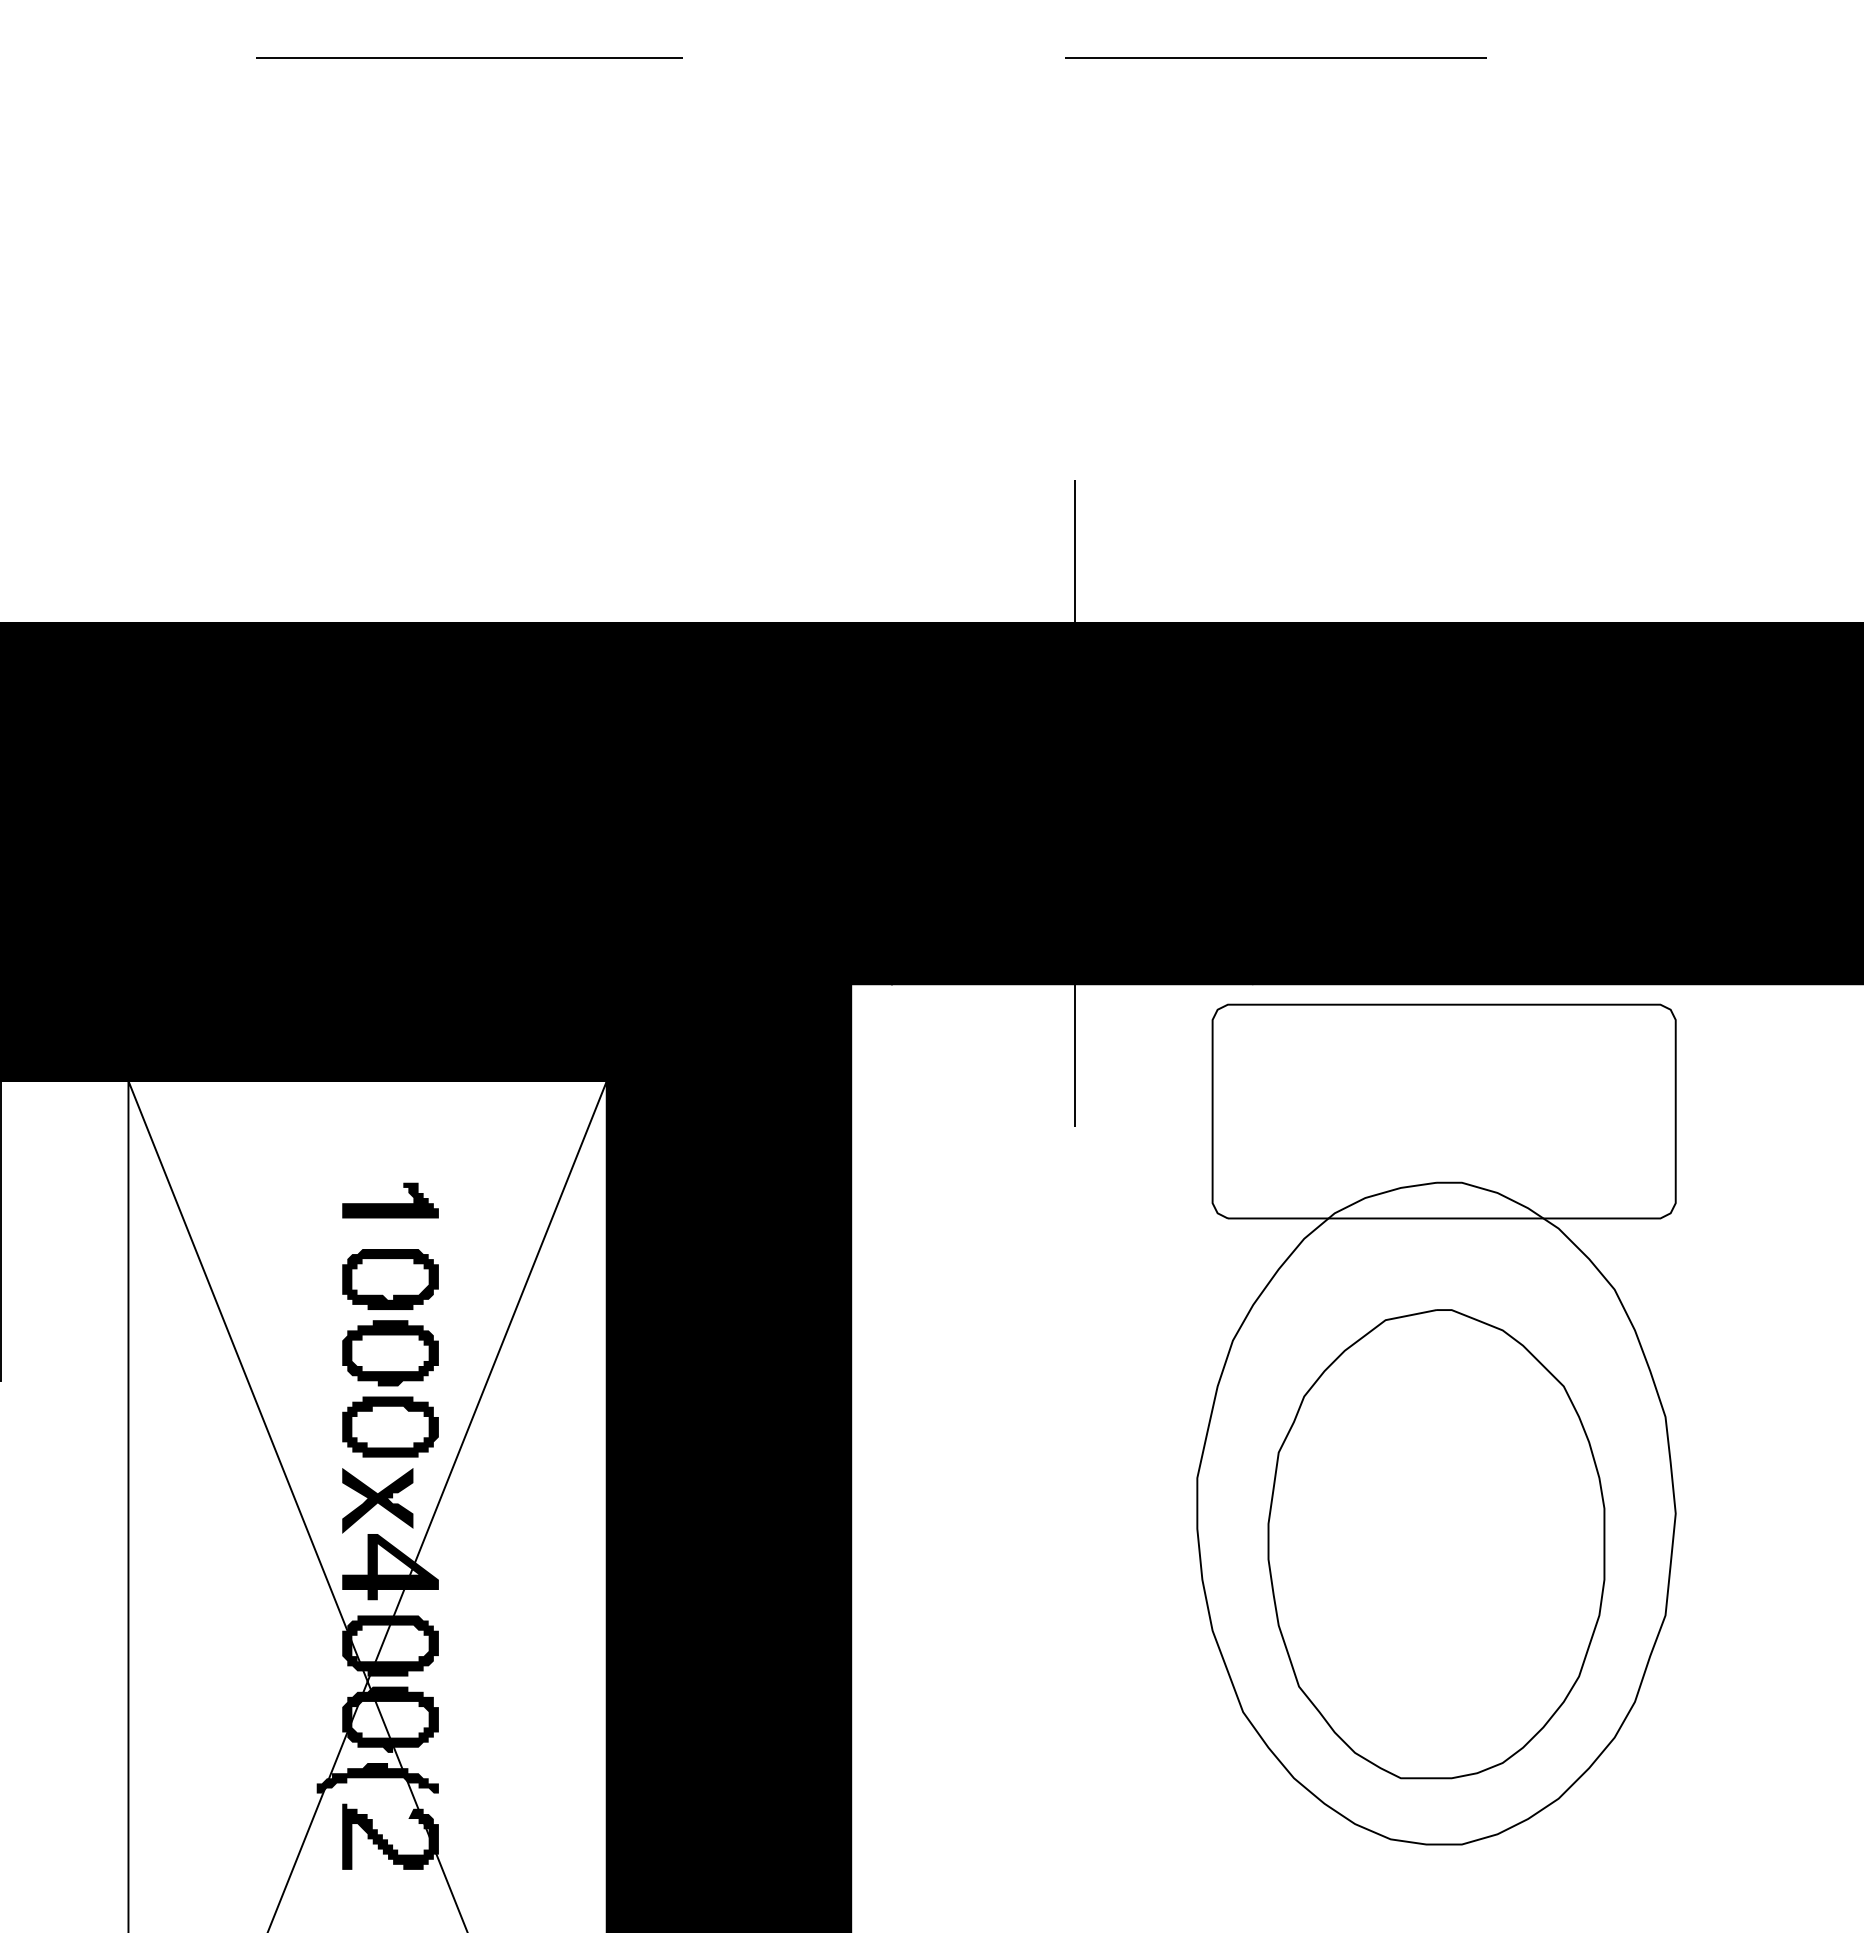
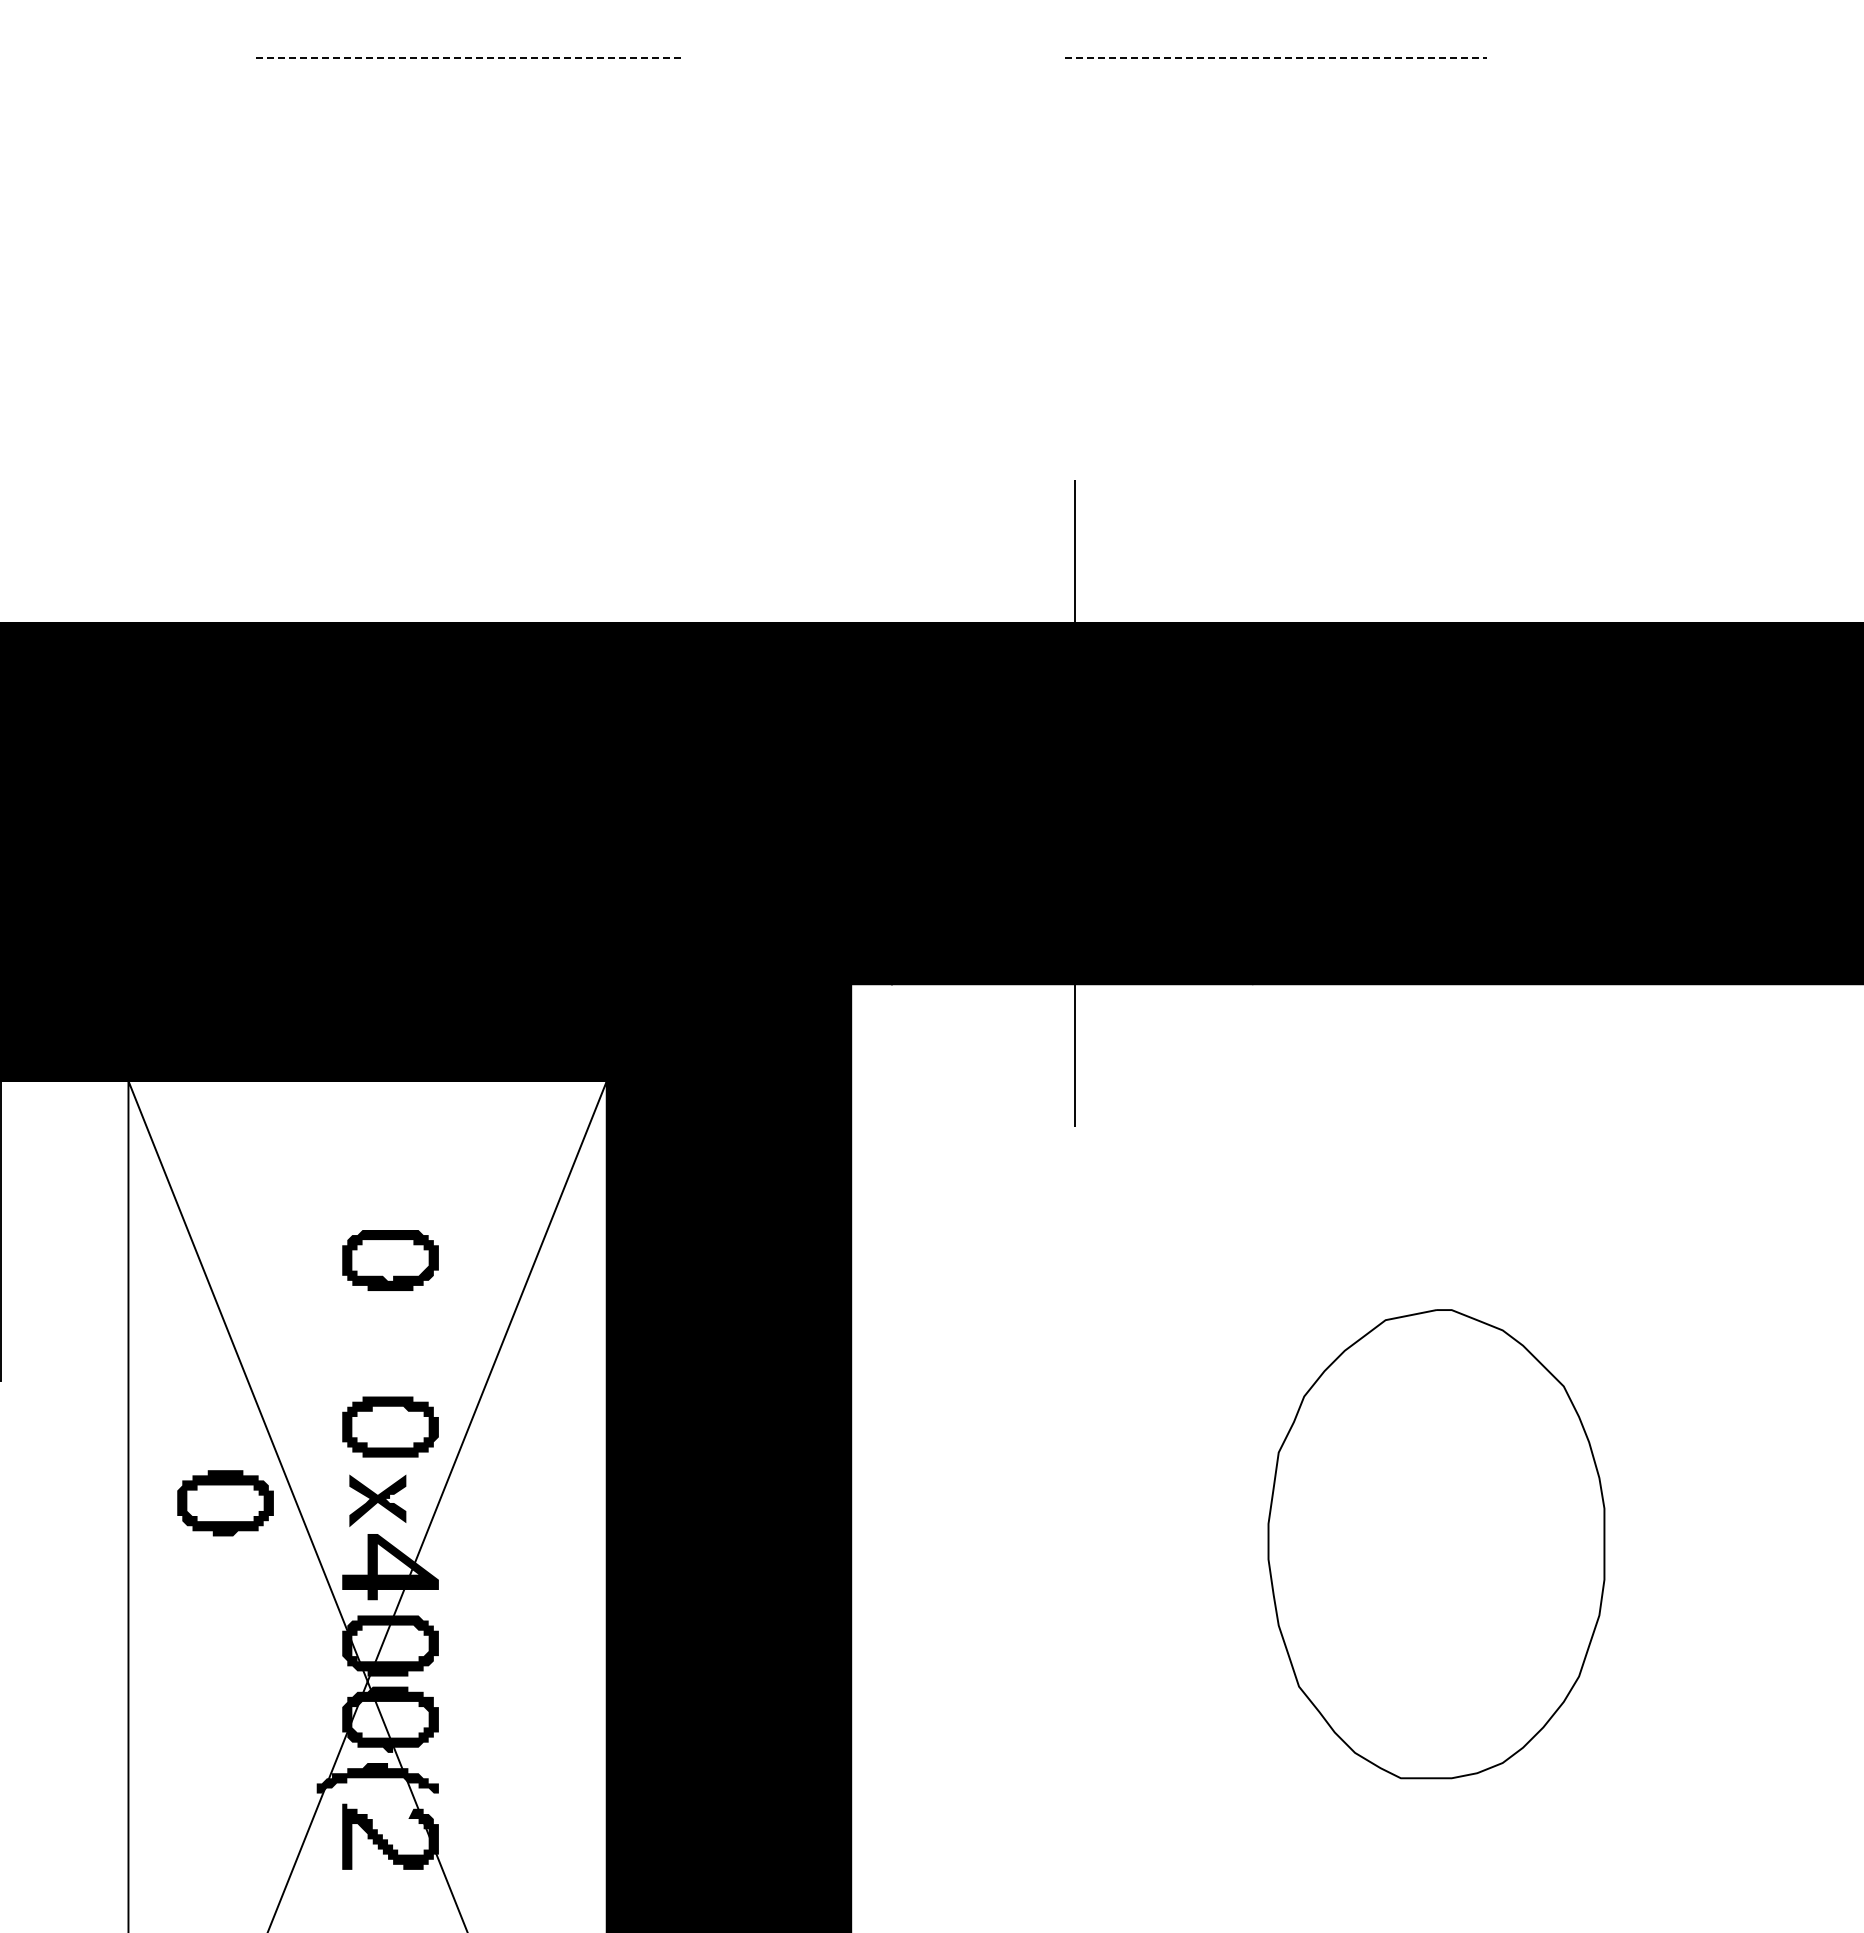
line: solid -> dashed (469, 57)
line: solid -> dashed (1276, 57)
fill: present -> none (390, 1200)
part position: (390, 1279) -> (390, 1260) (390, 1260)
part position: (390, 1353) -> (225, 1503) (225, 1503)
part: present -> none (1436, 1424)
part size: 72x66 px -> 58x53 px (377, 1500)
